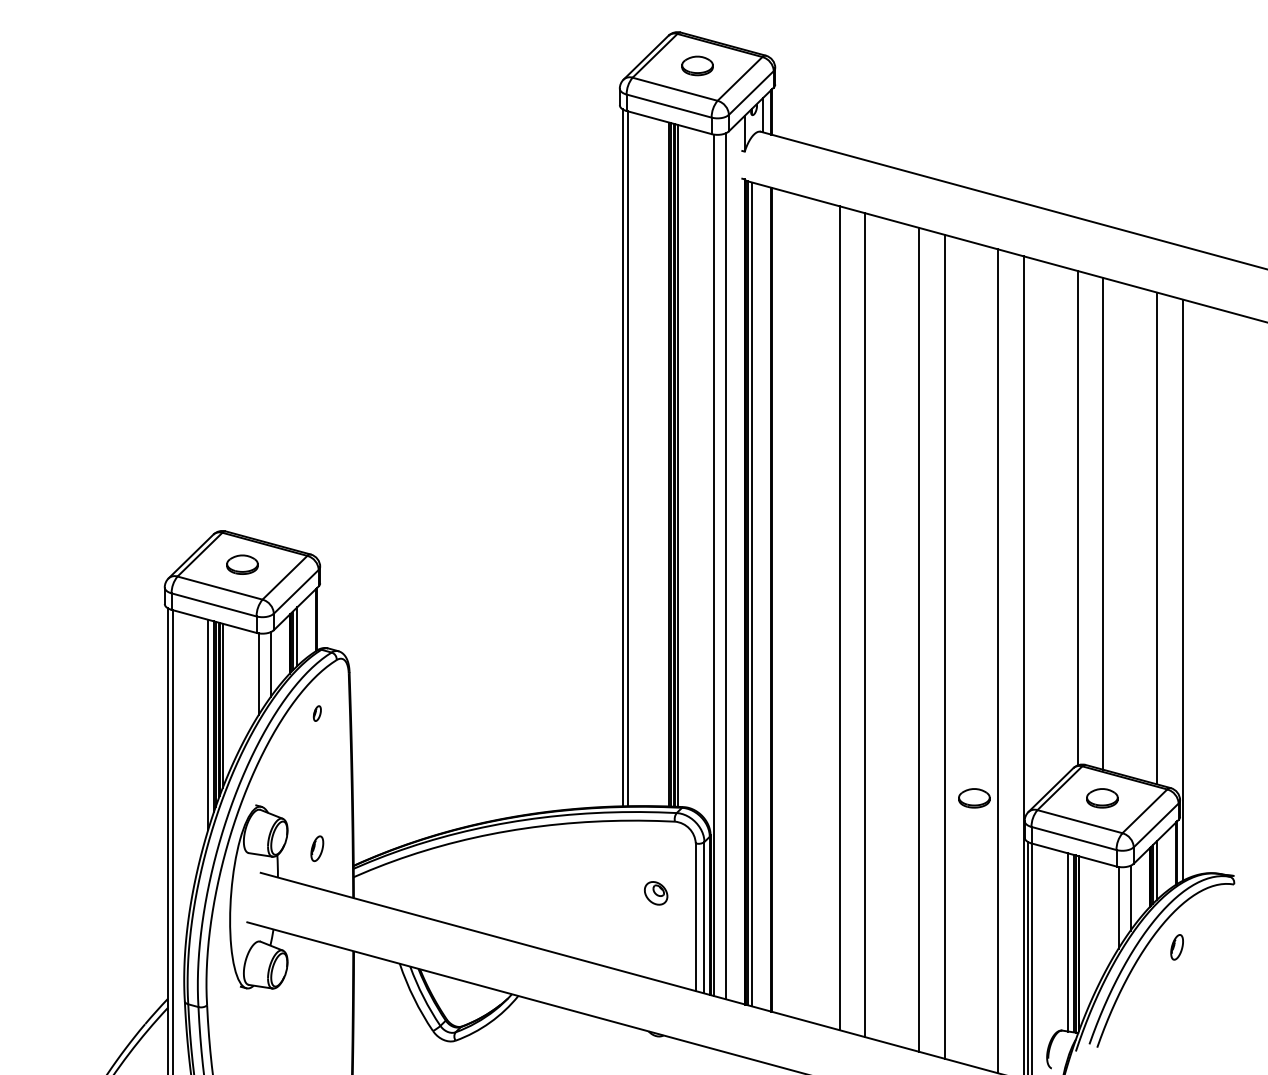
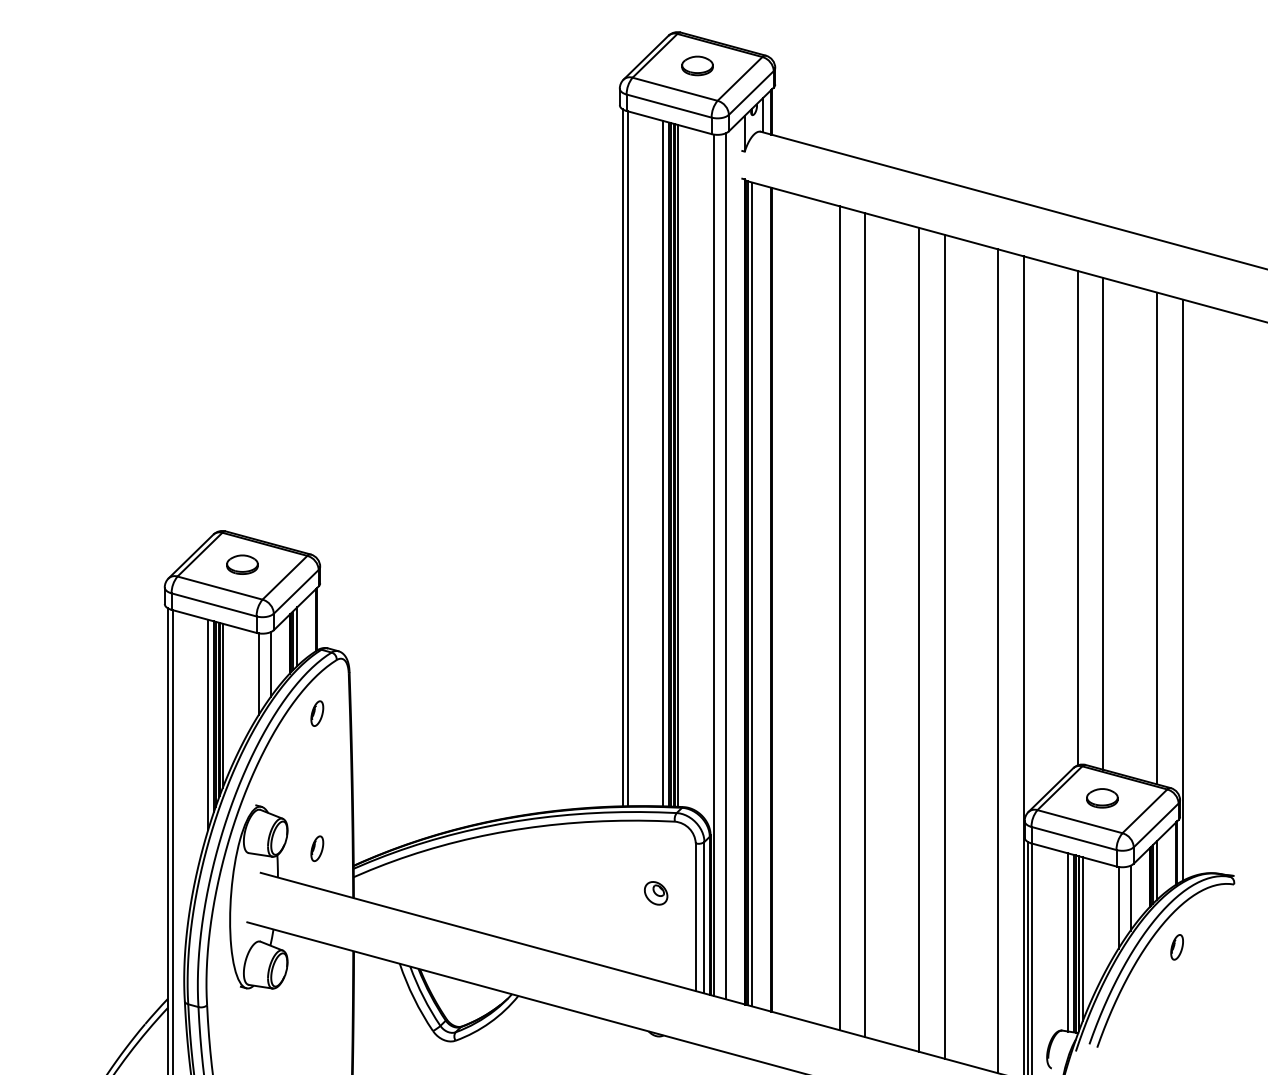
line: none -> present (663, 463)
part size: 10x17 px -> 15x27 px (317, 713)
part: present -> none (974, 798)
line: none -> present (1082, 939)
